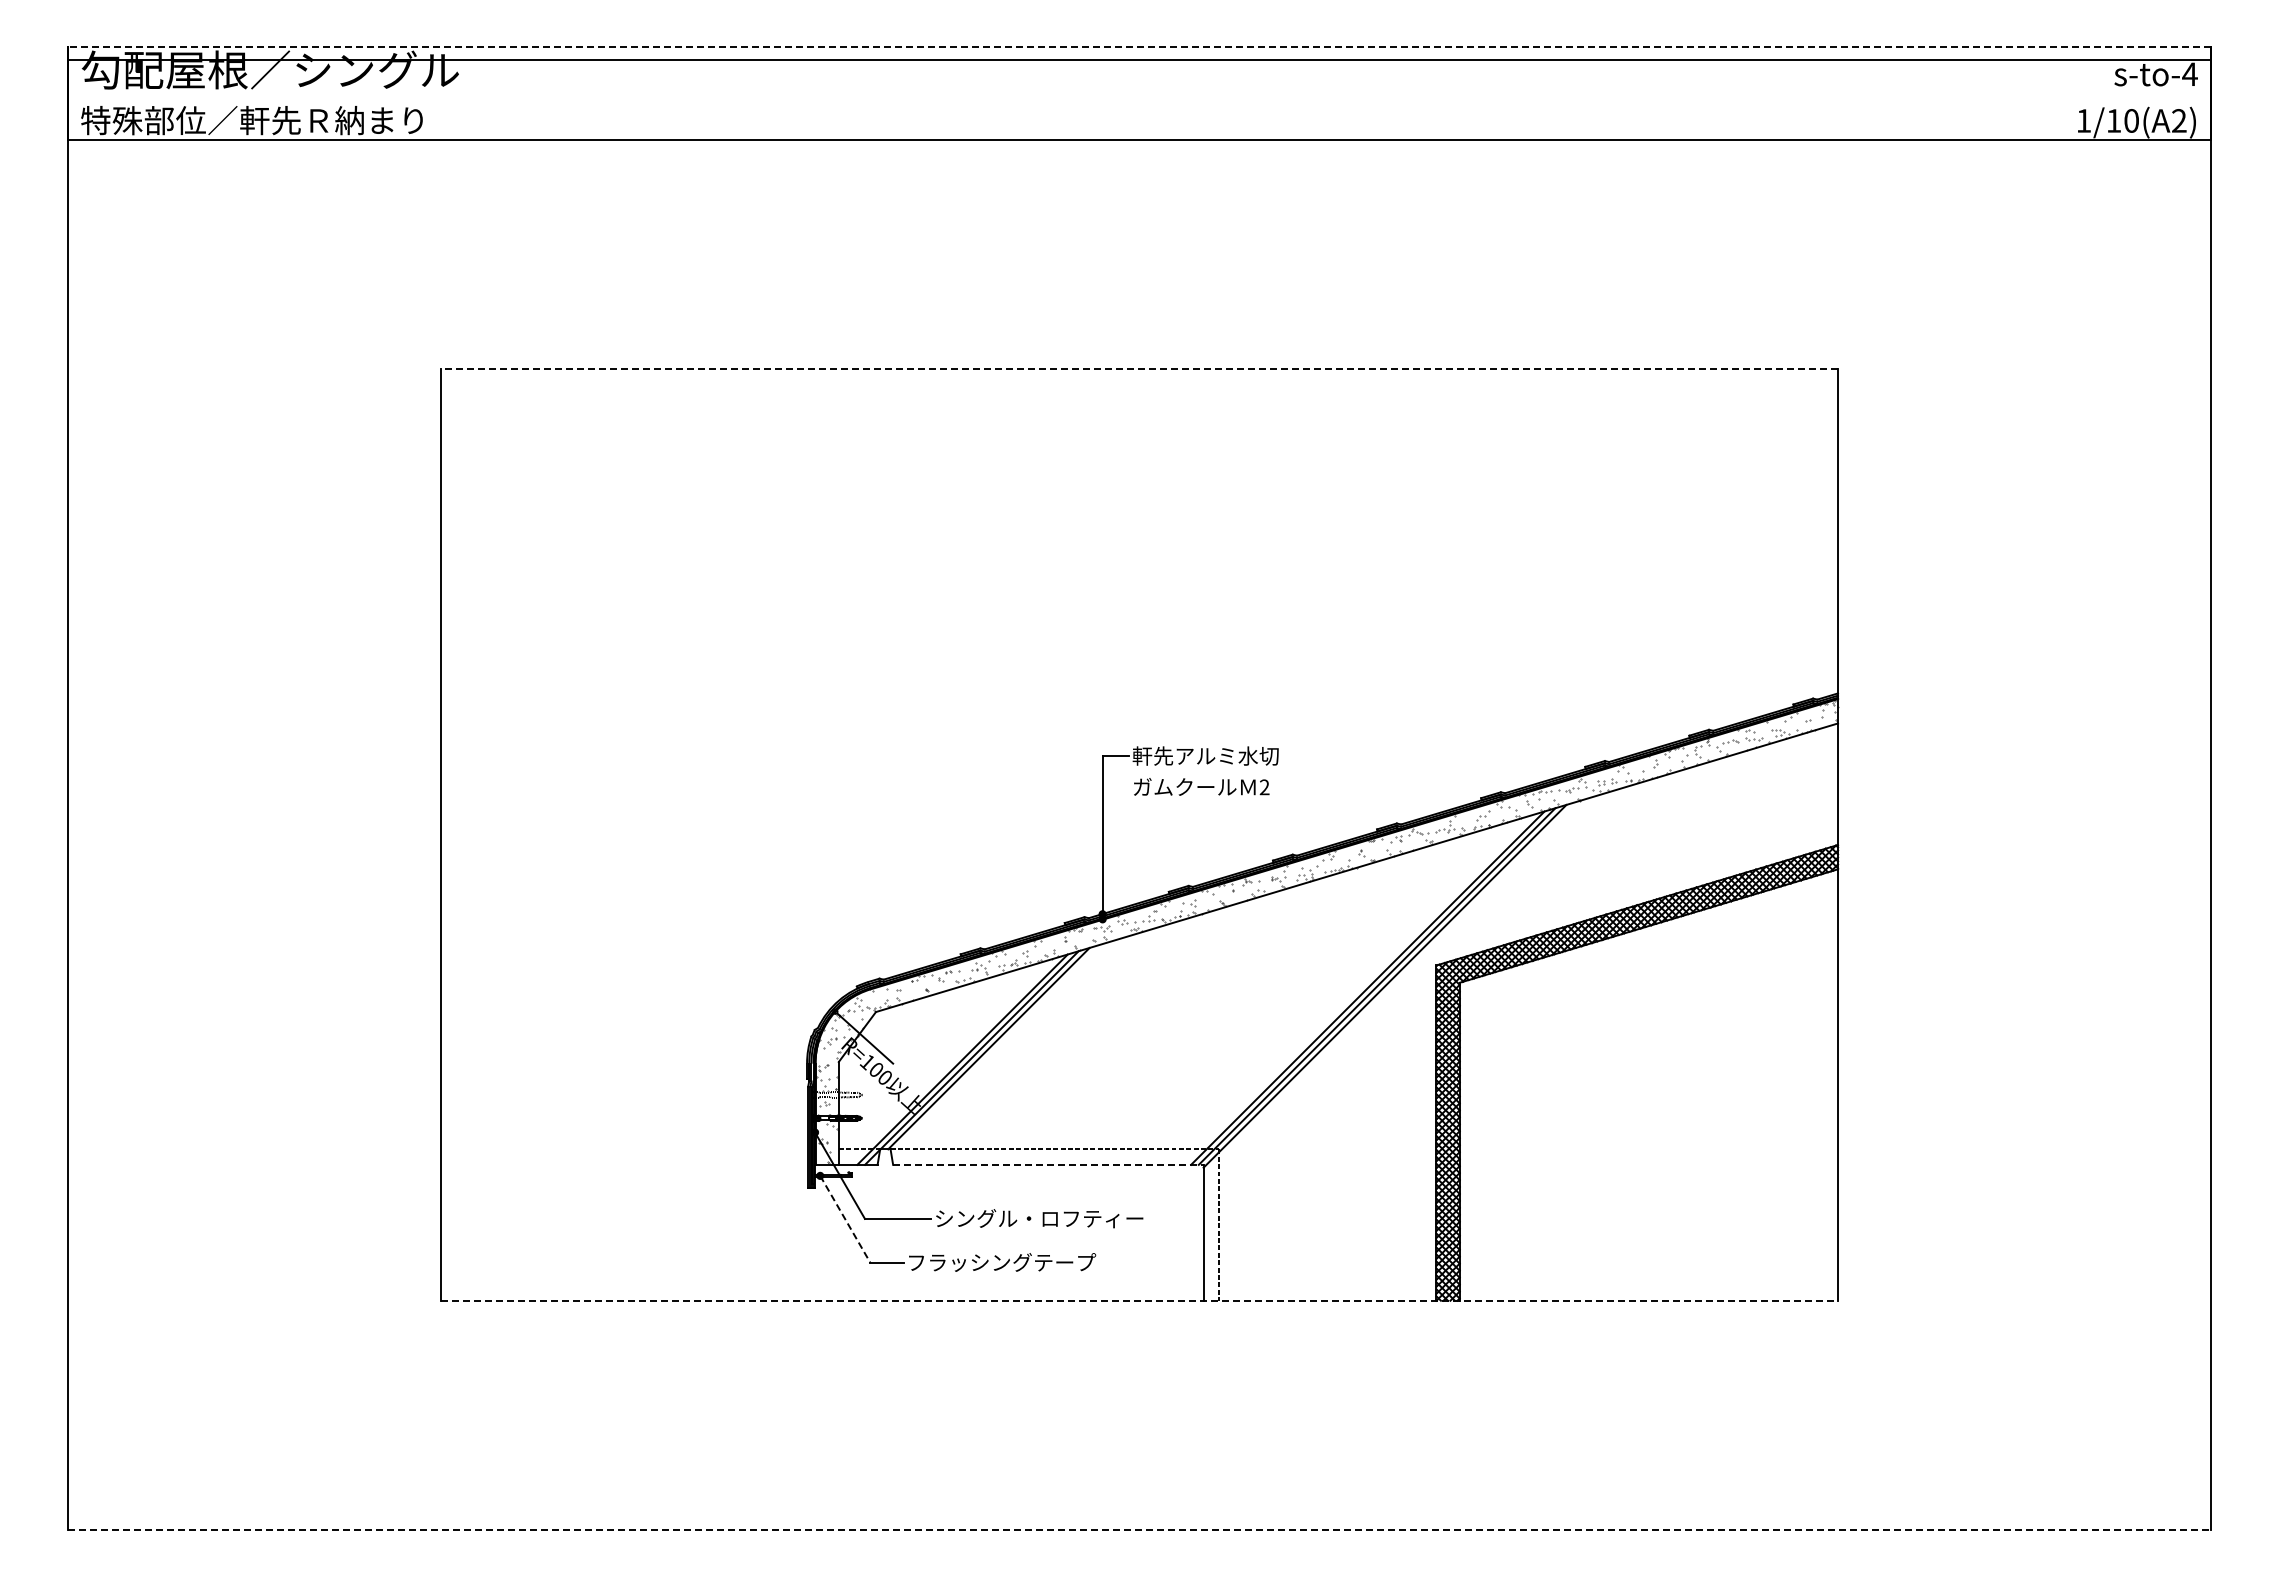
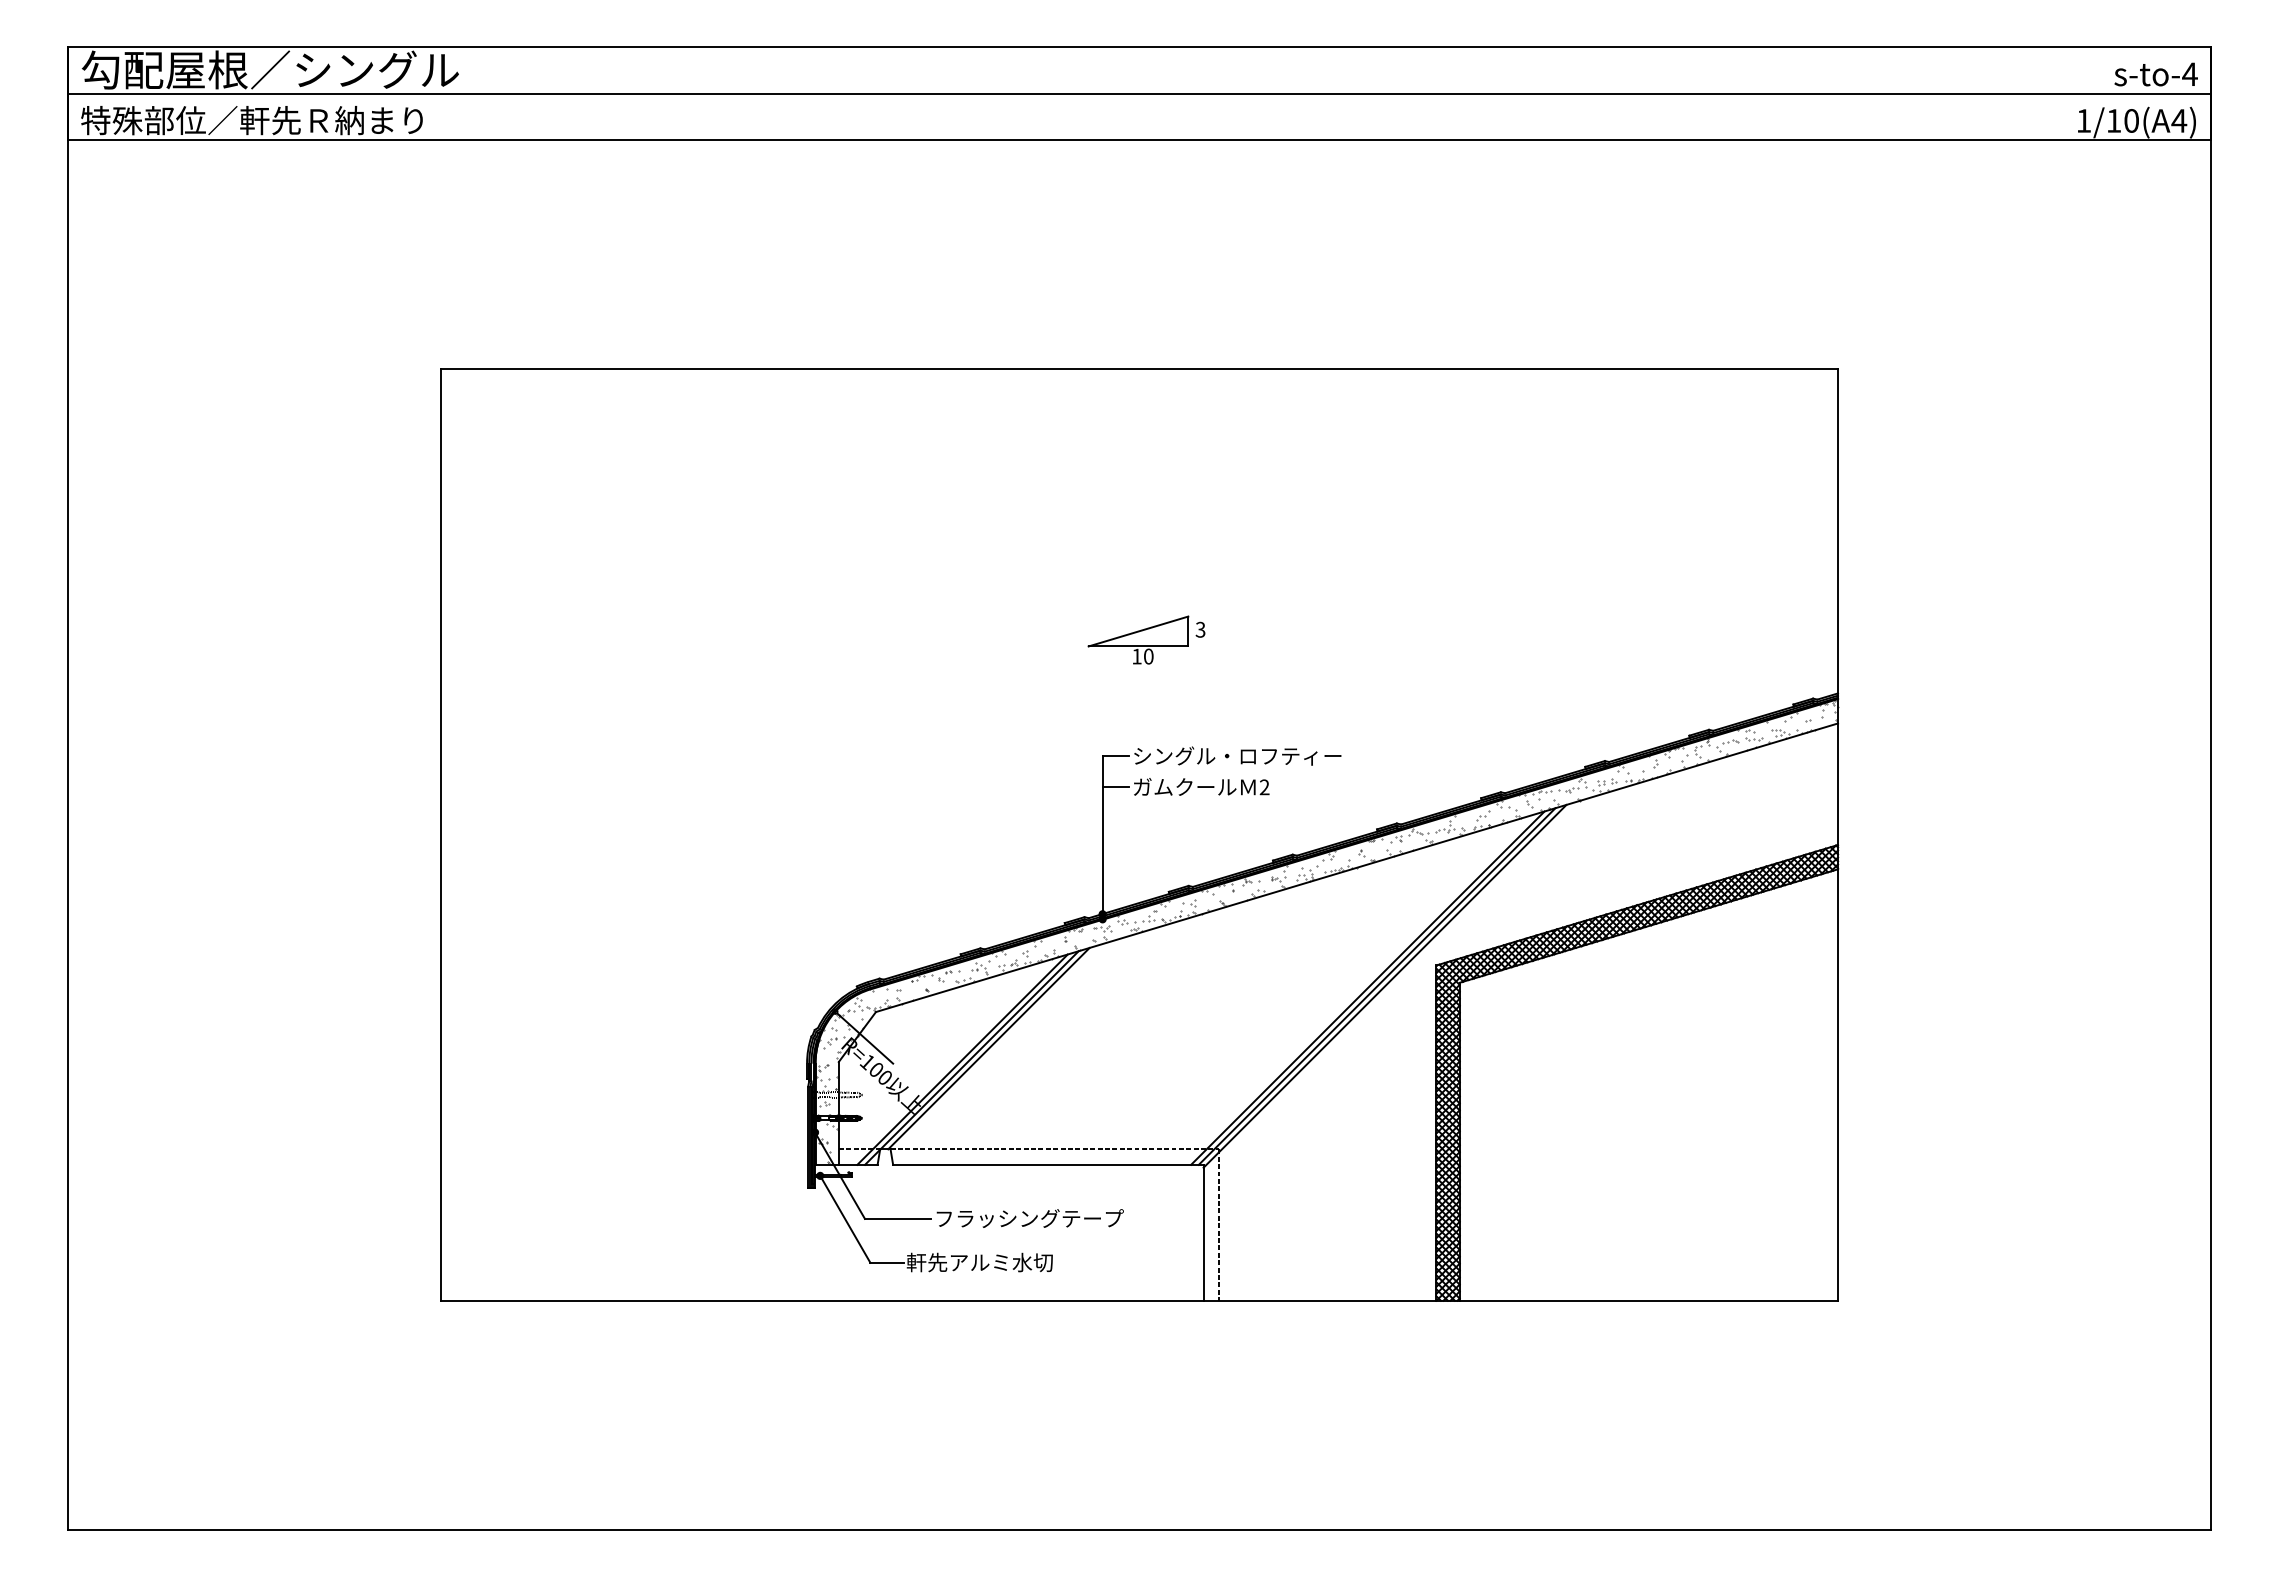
line: dashed -> solid (1139, 47)
line position: (1139, 59) -> (1139, 93) (1139, 93)
text: 1/10(A2) -> 1/10(A4) (2179, 120)
line: dashed -> solid (1139, 369)
part: none -> present (1146, 639)
text: 軒先アルミ水切 -> シングル・ロフティー (1236, 755)
line: none -> present (1115, 787)
line: dashed -> solid (1048, 1164)
text: シングル・ロフティー -> フラッシングテープ (1039, 1218)
line: dashed -> solid (845, 1219)
text: フラッシングテープ -> 軒先アルミ水切 (1001, 1262)
line: dashed -> solid (1139, 1300)
line: dashed -> solid (1139, 1529)
